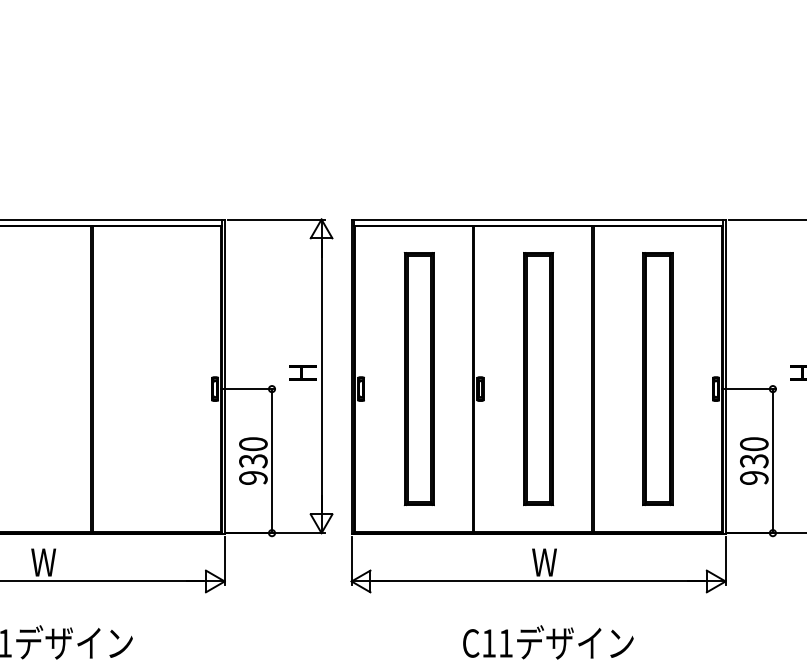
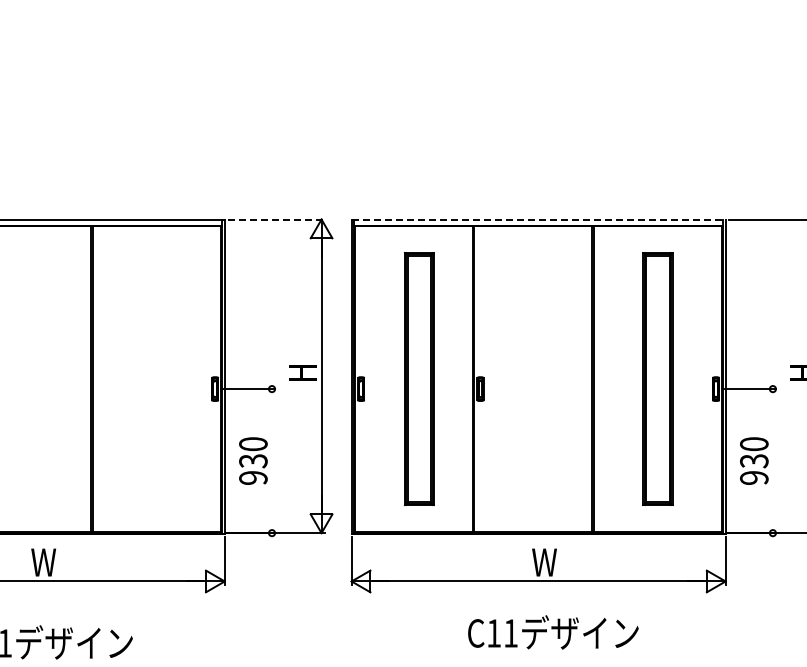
line: solid -> dashed (276, 219)
line: solid -> dashed (538, 219)
part: present -> none (538, 378)
line: present -> none (272, 461)
line: present -> none (772, 461)
text position: (548, 642) -> (553, 632) (553, 632)
